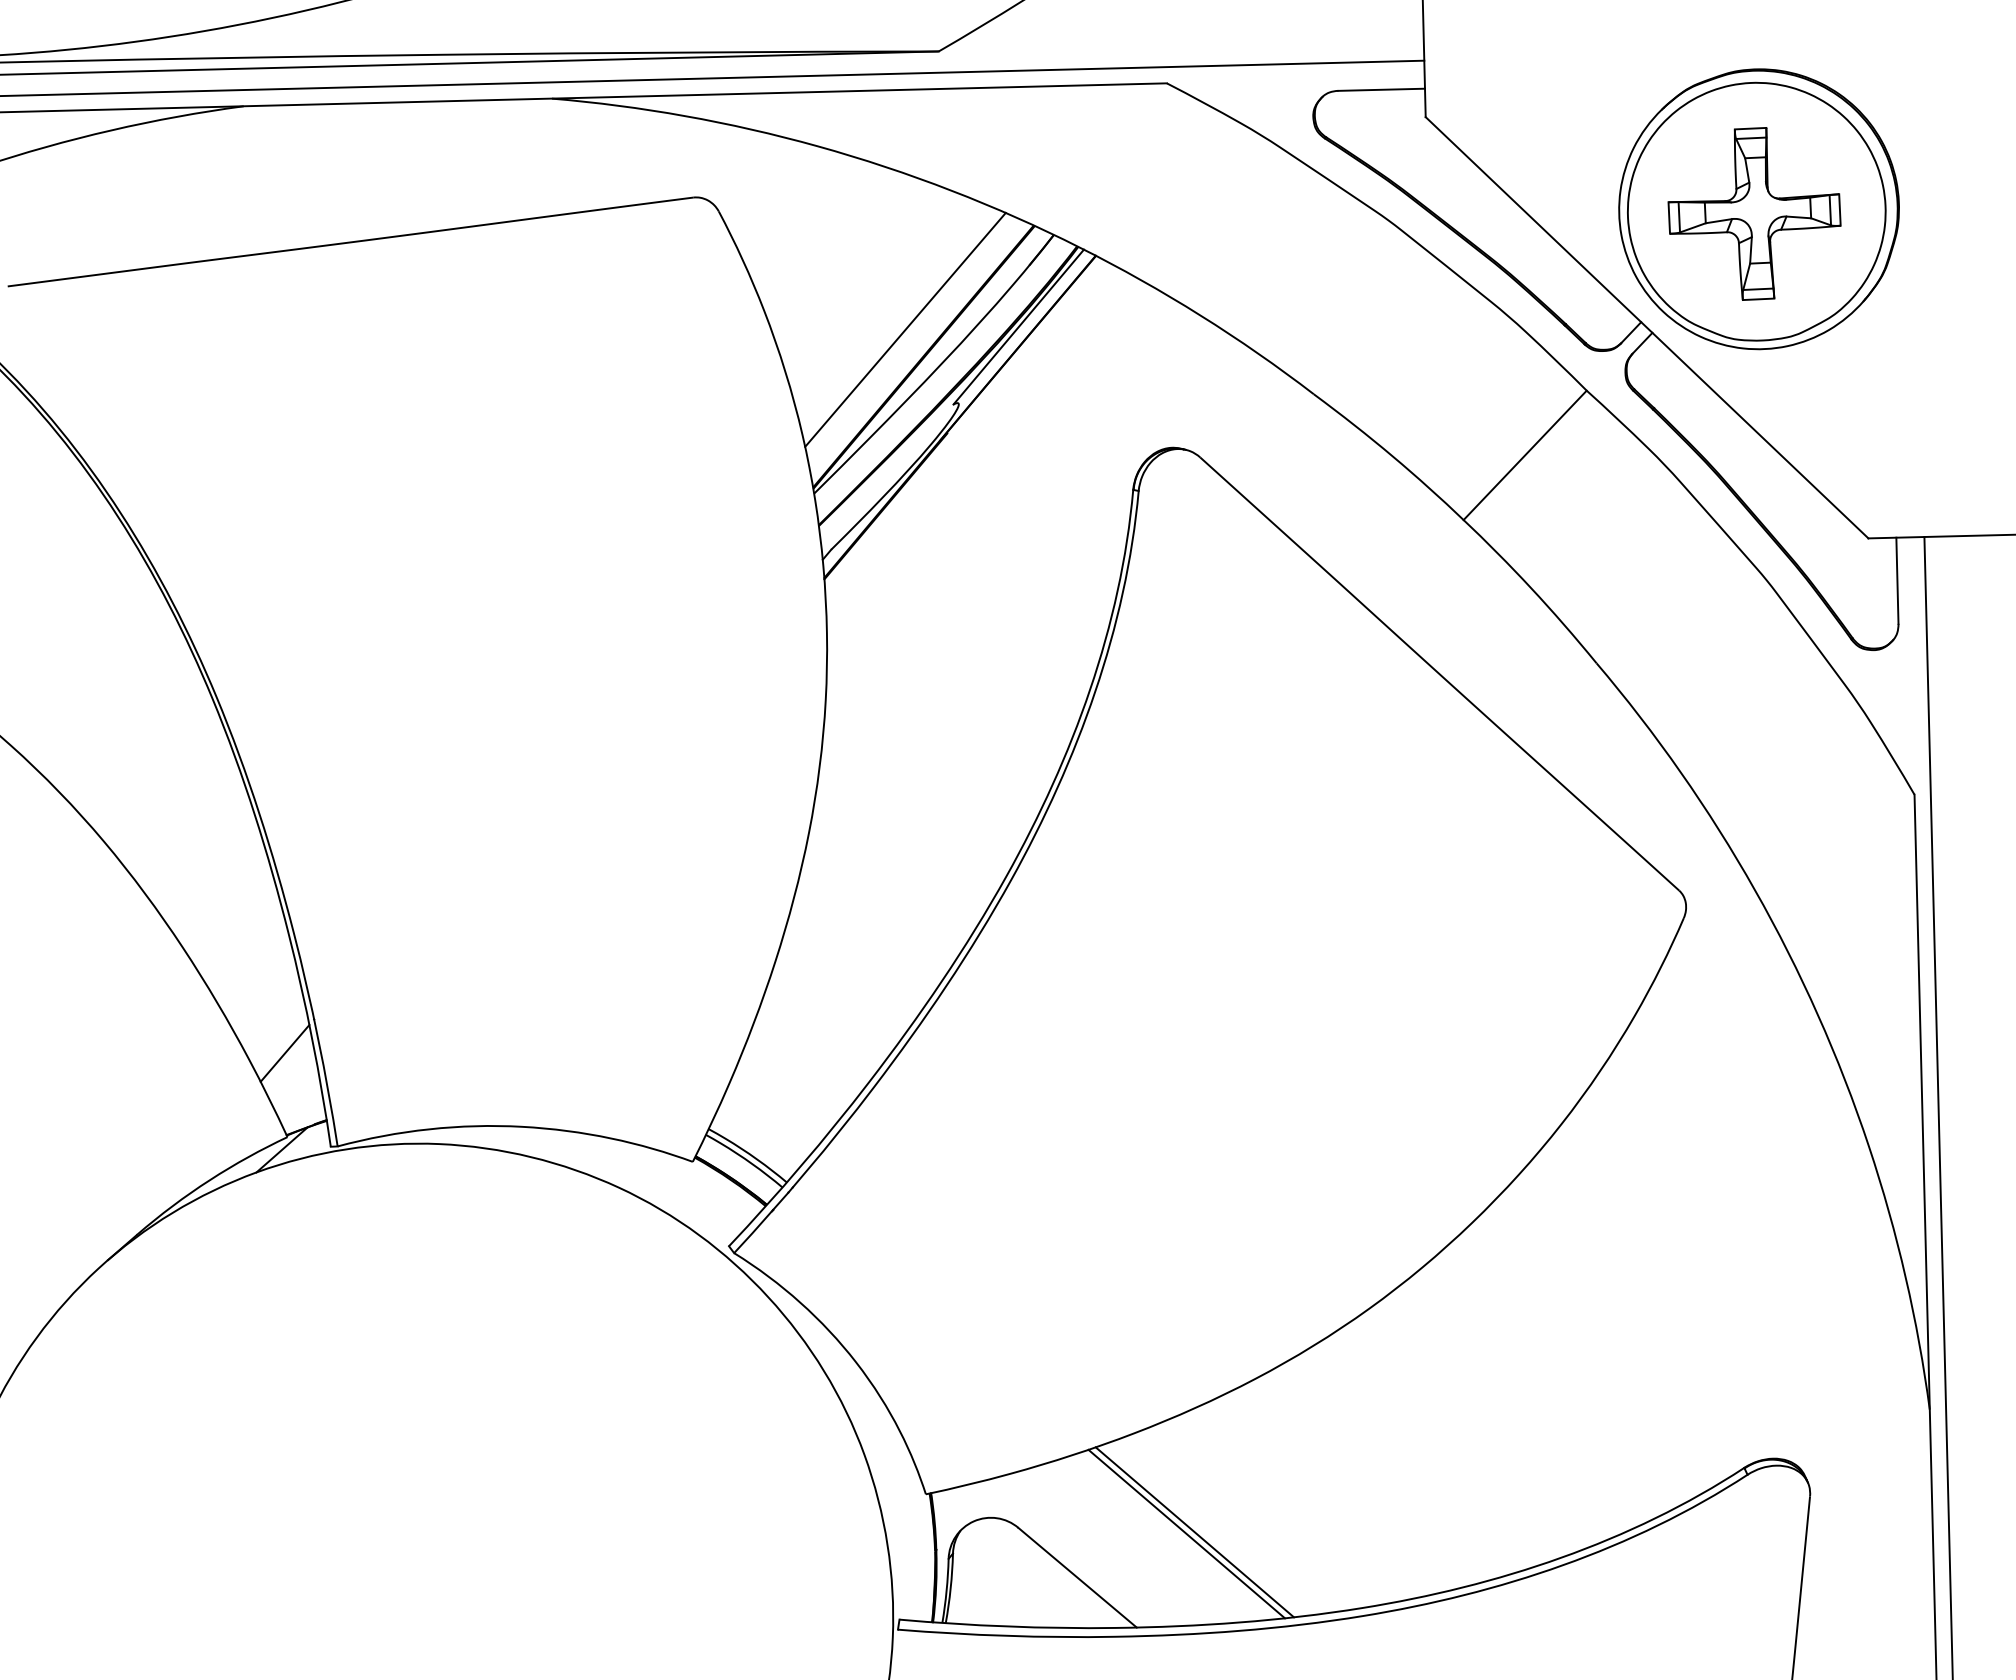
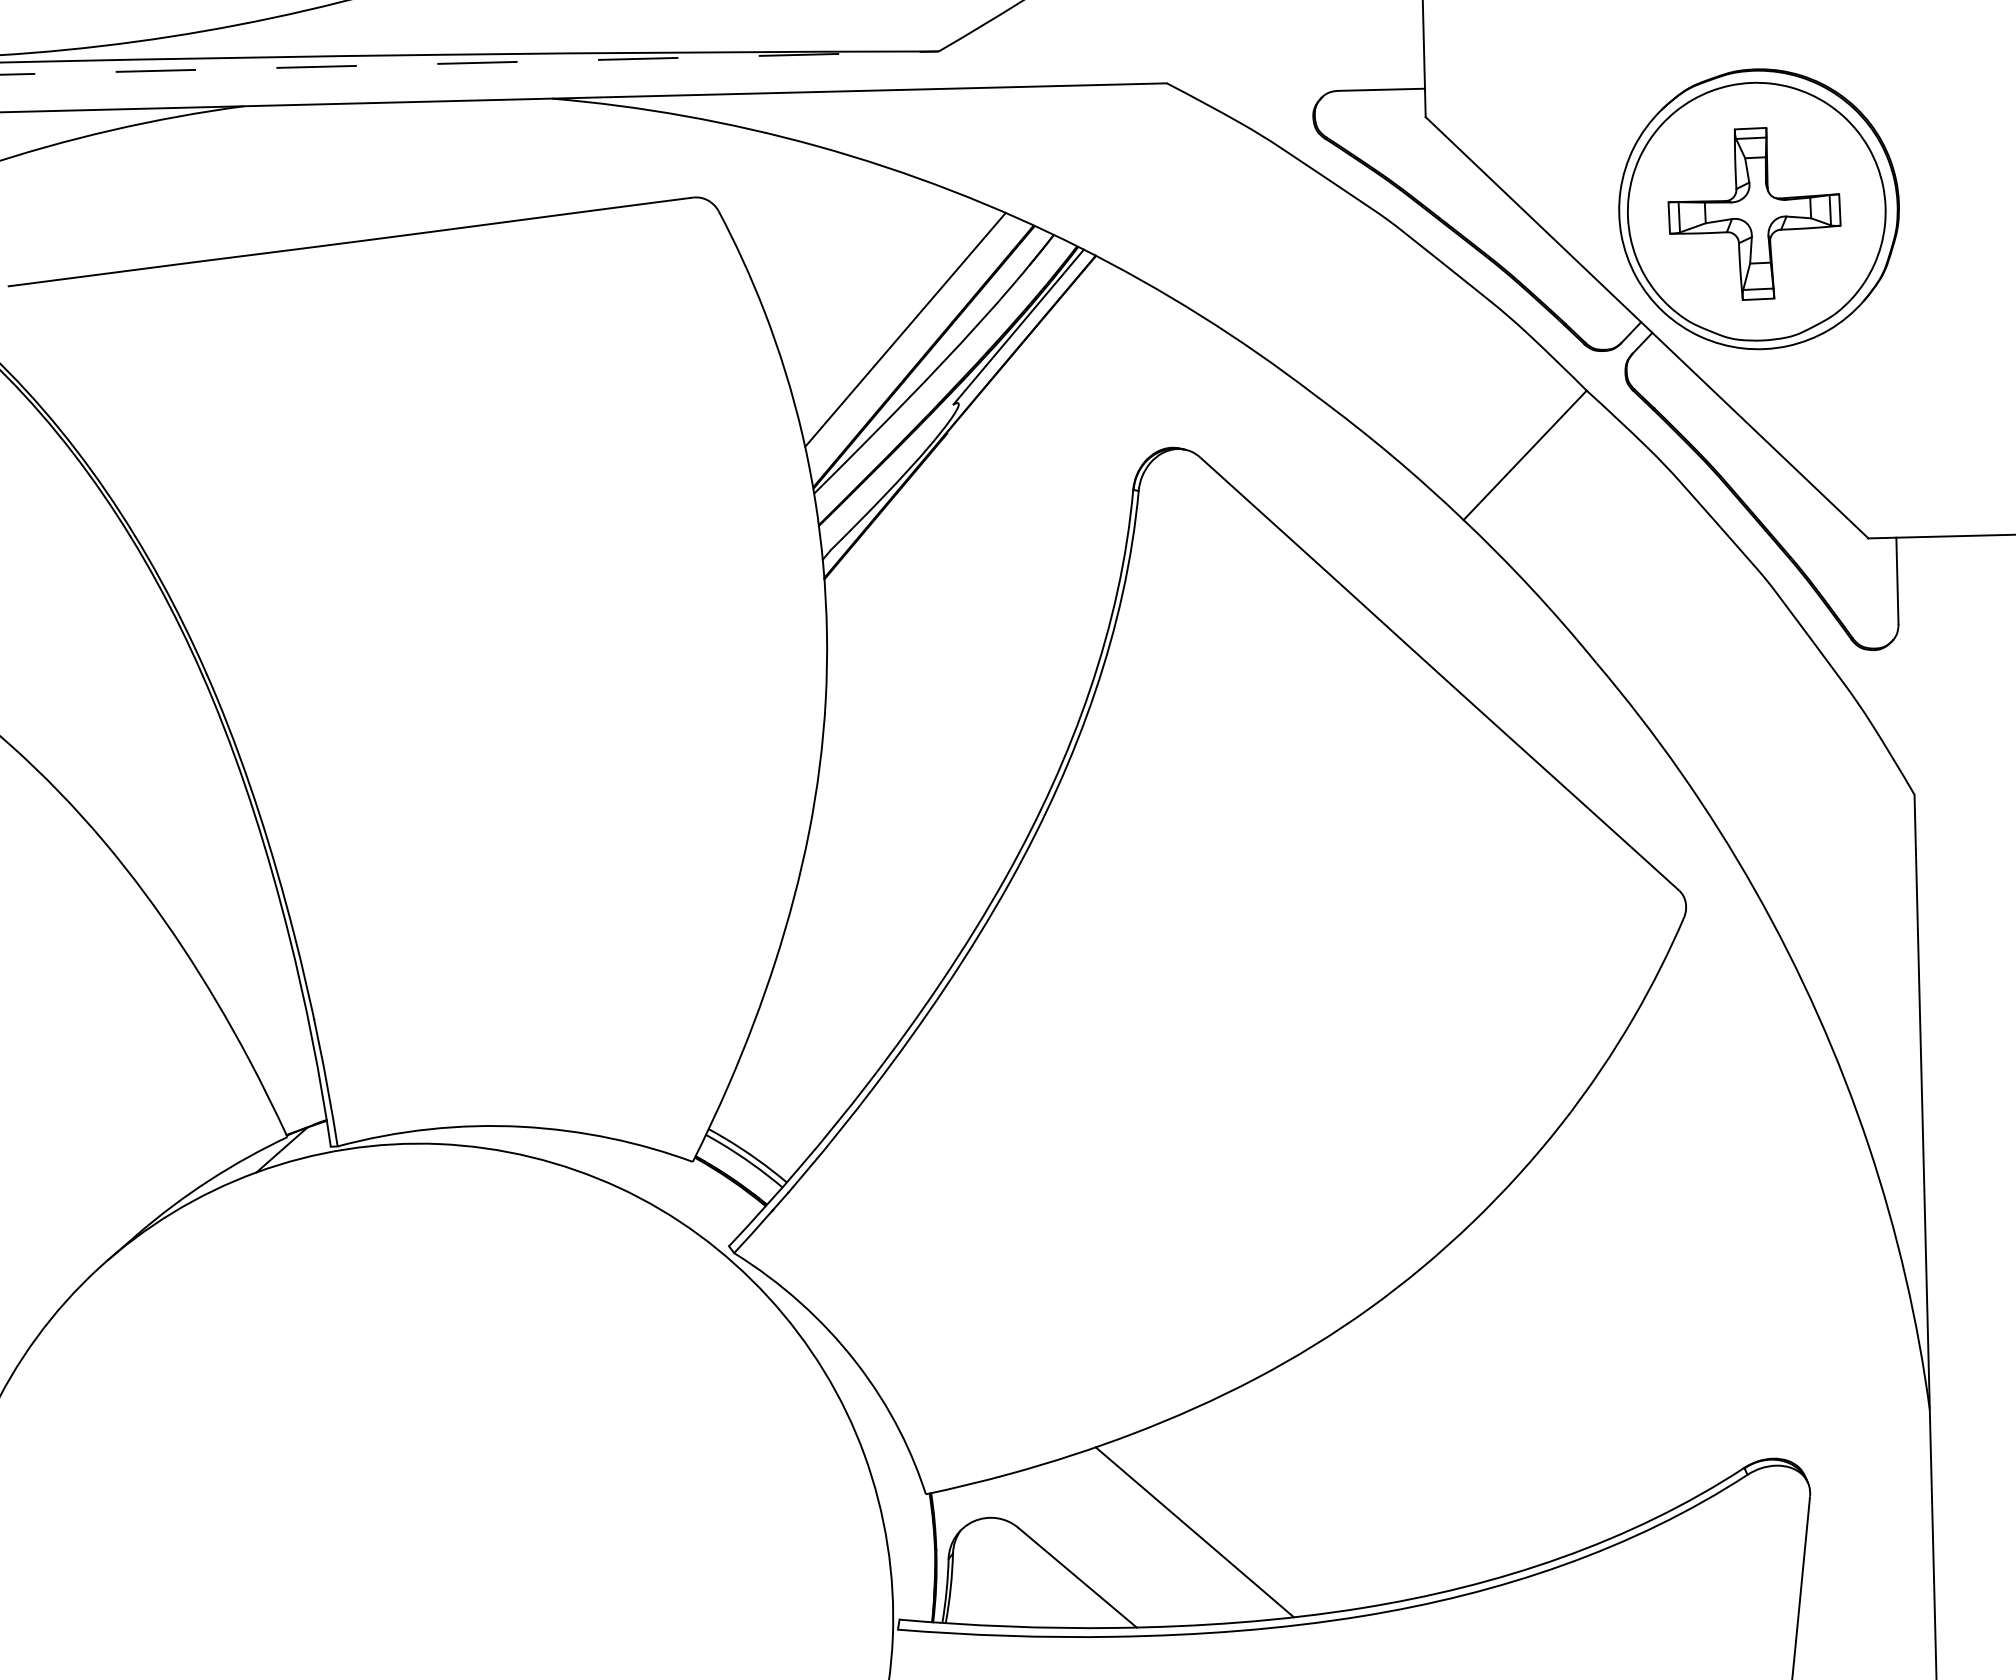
line: solid -> dashed (470, 63)
line: present -> none (713, 78)
line: present -> none (284, 1052)
line: present -> none (1938, 1106)
line: present -> none (1186, 1533)
